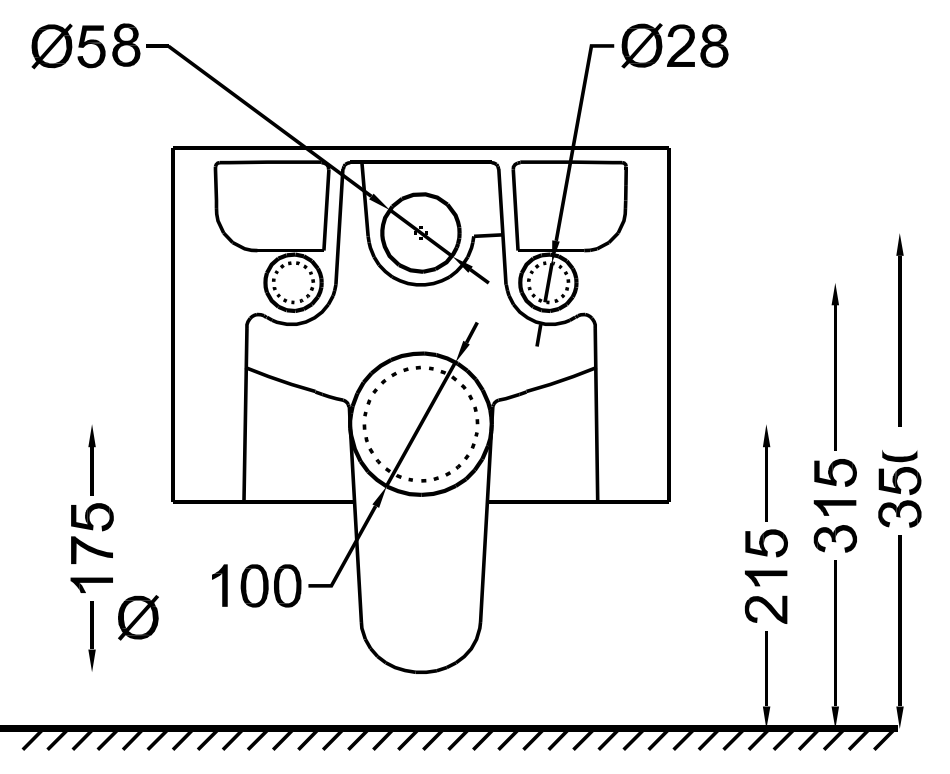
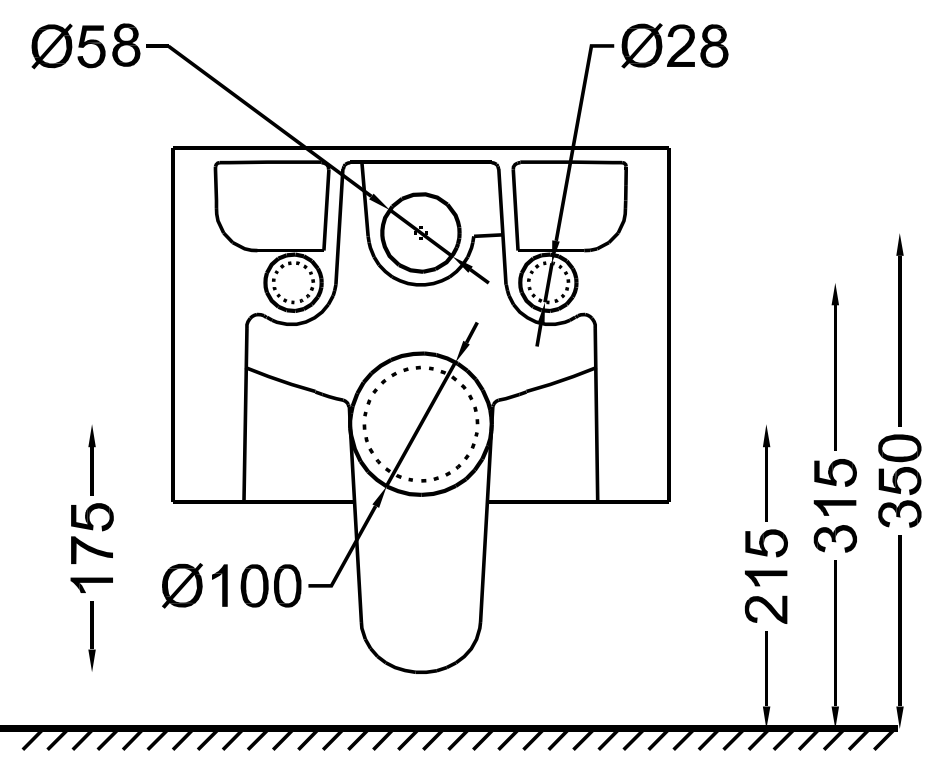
fill: none -> present (541, 313)
fill: none -> present (899, 445)
part position: (138, 617) -> (182, 585) (182, 585)
